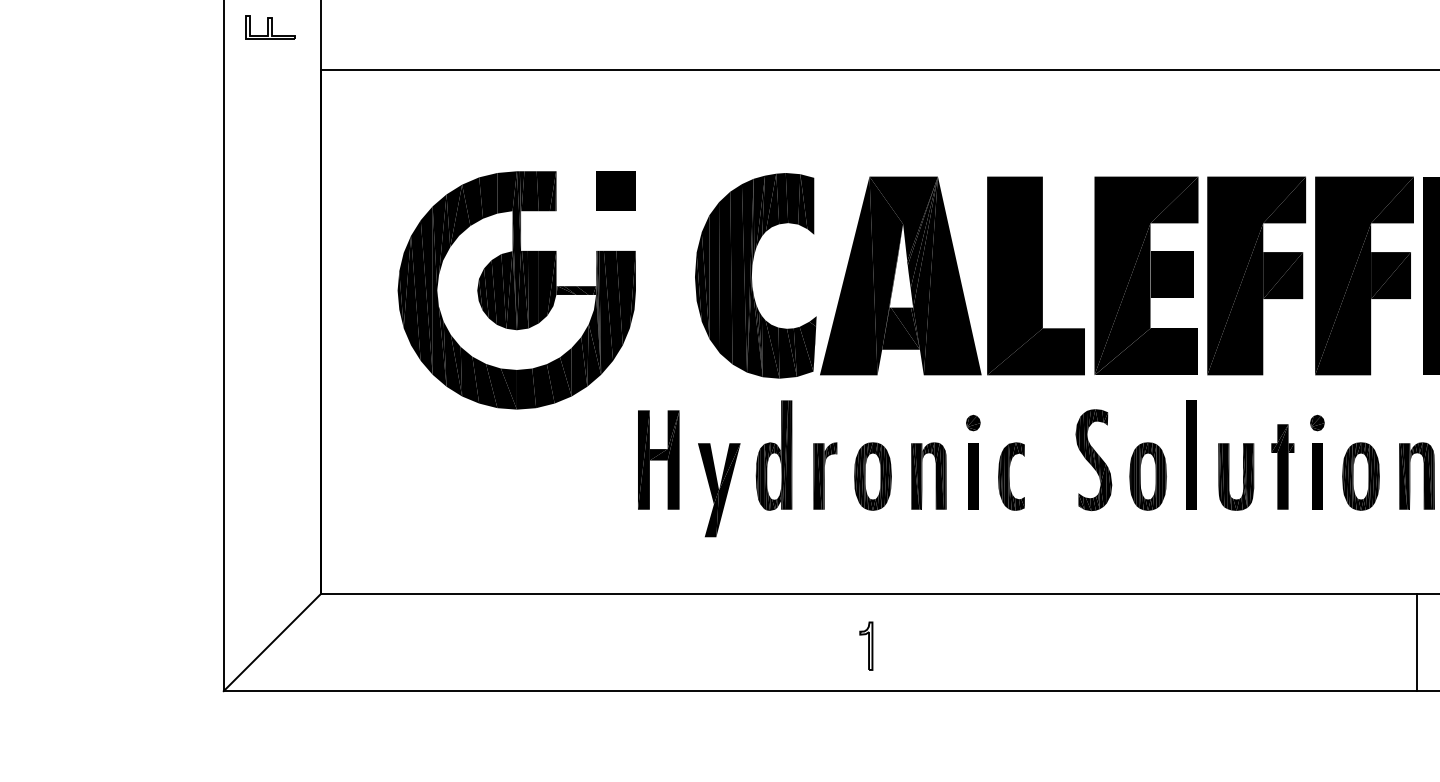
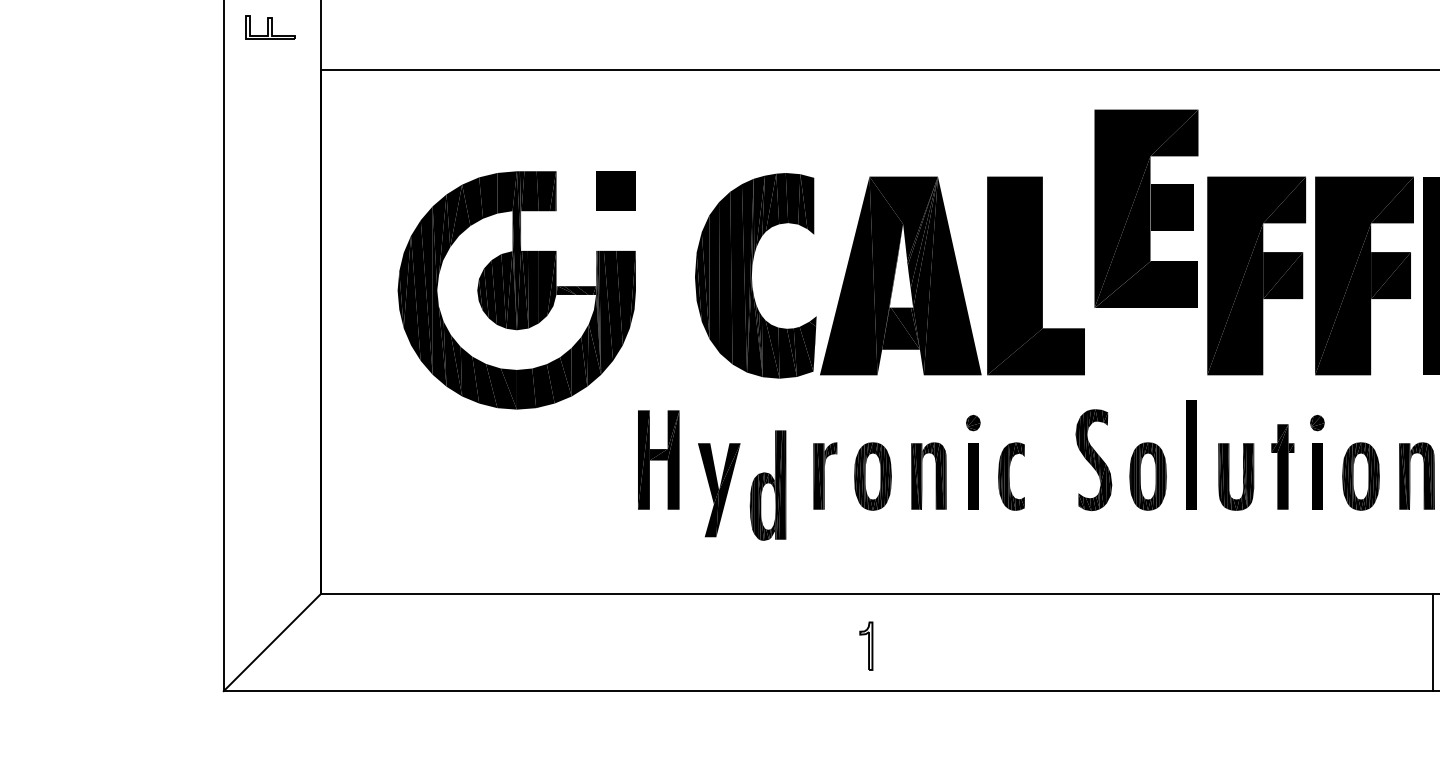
part position: (1146, 275) -> (1146, 208) (1146, 208)
part position: (773, 455) -> (767, 485) (767, 485)
line position: (1416, 642) -> (1432, 642) (1432, 642)
